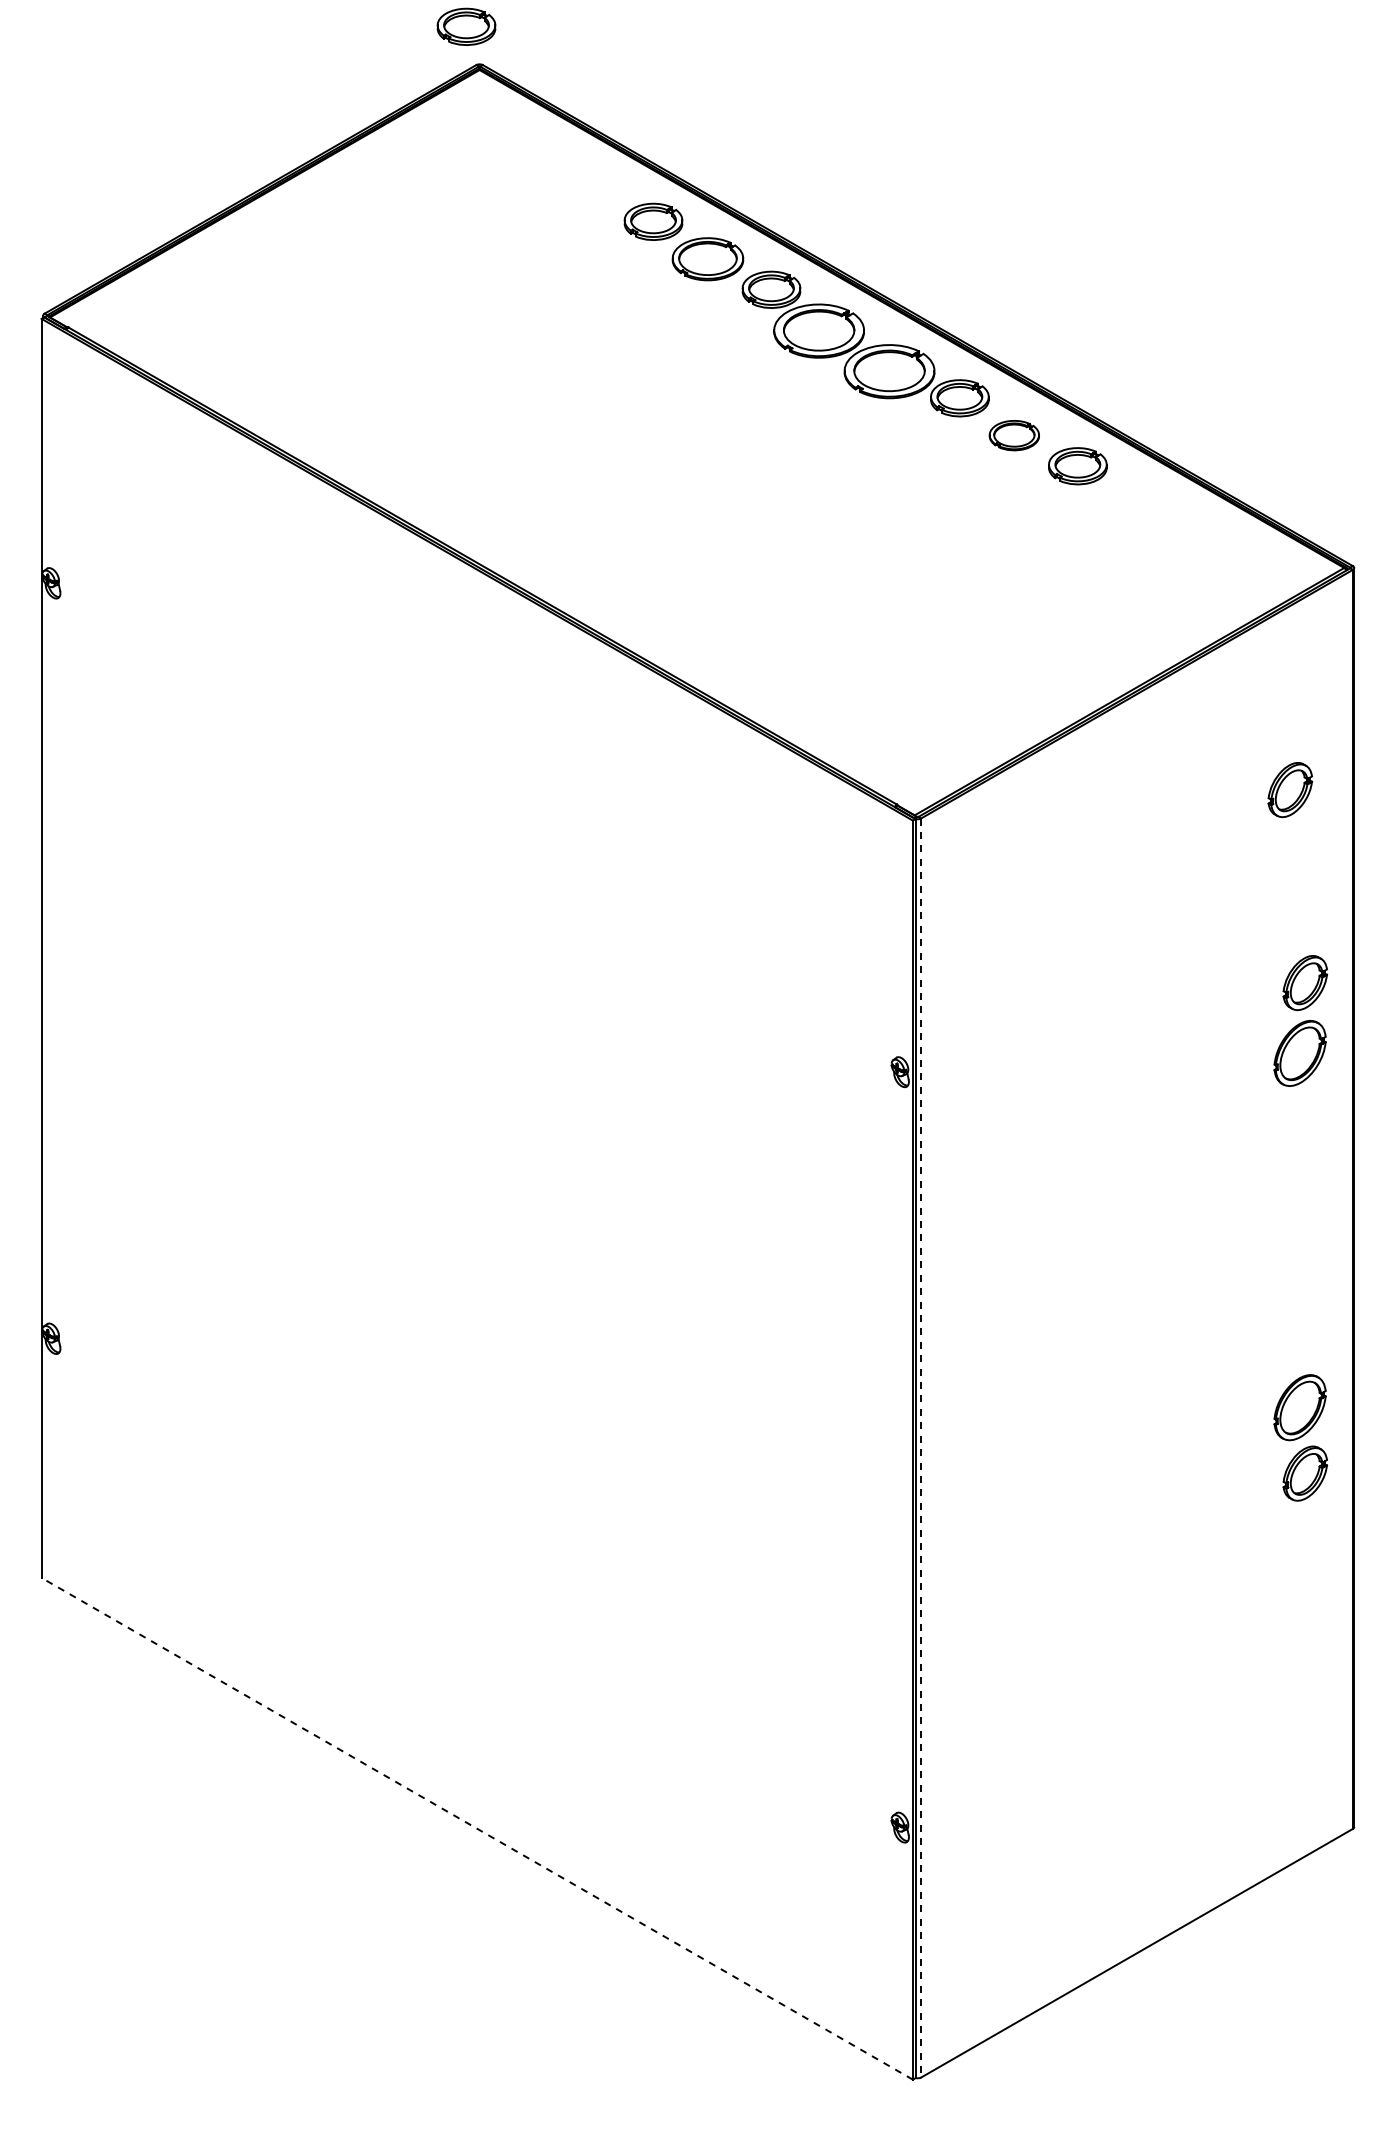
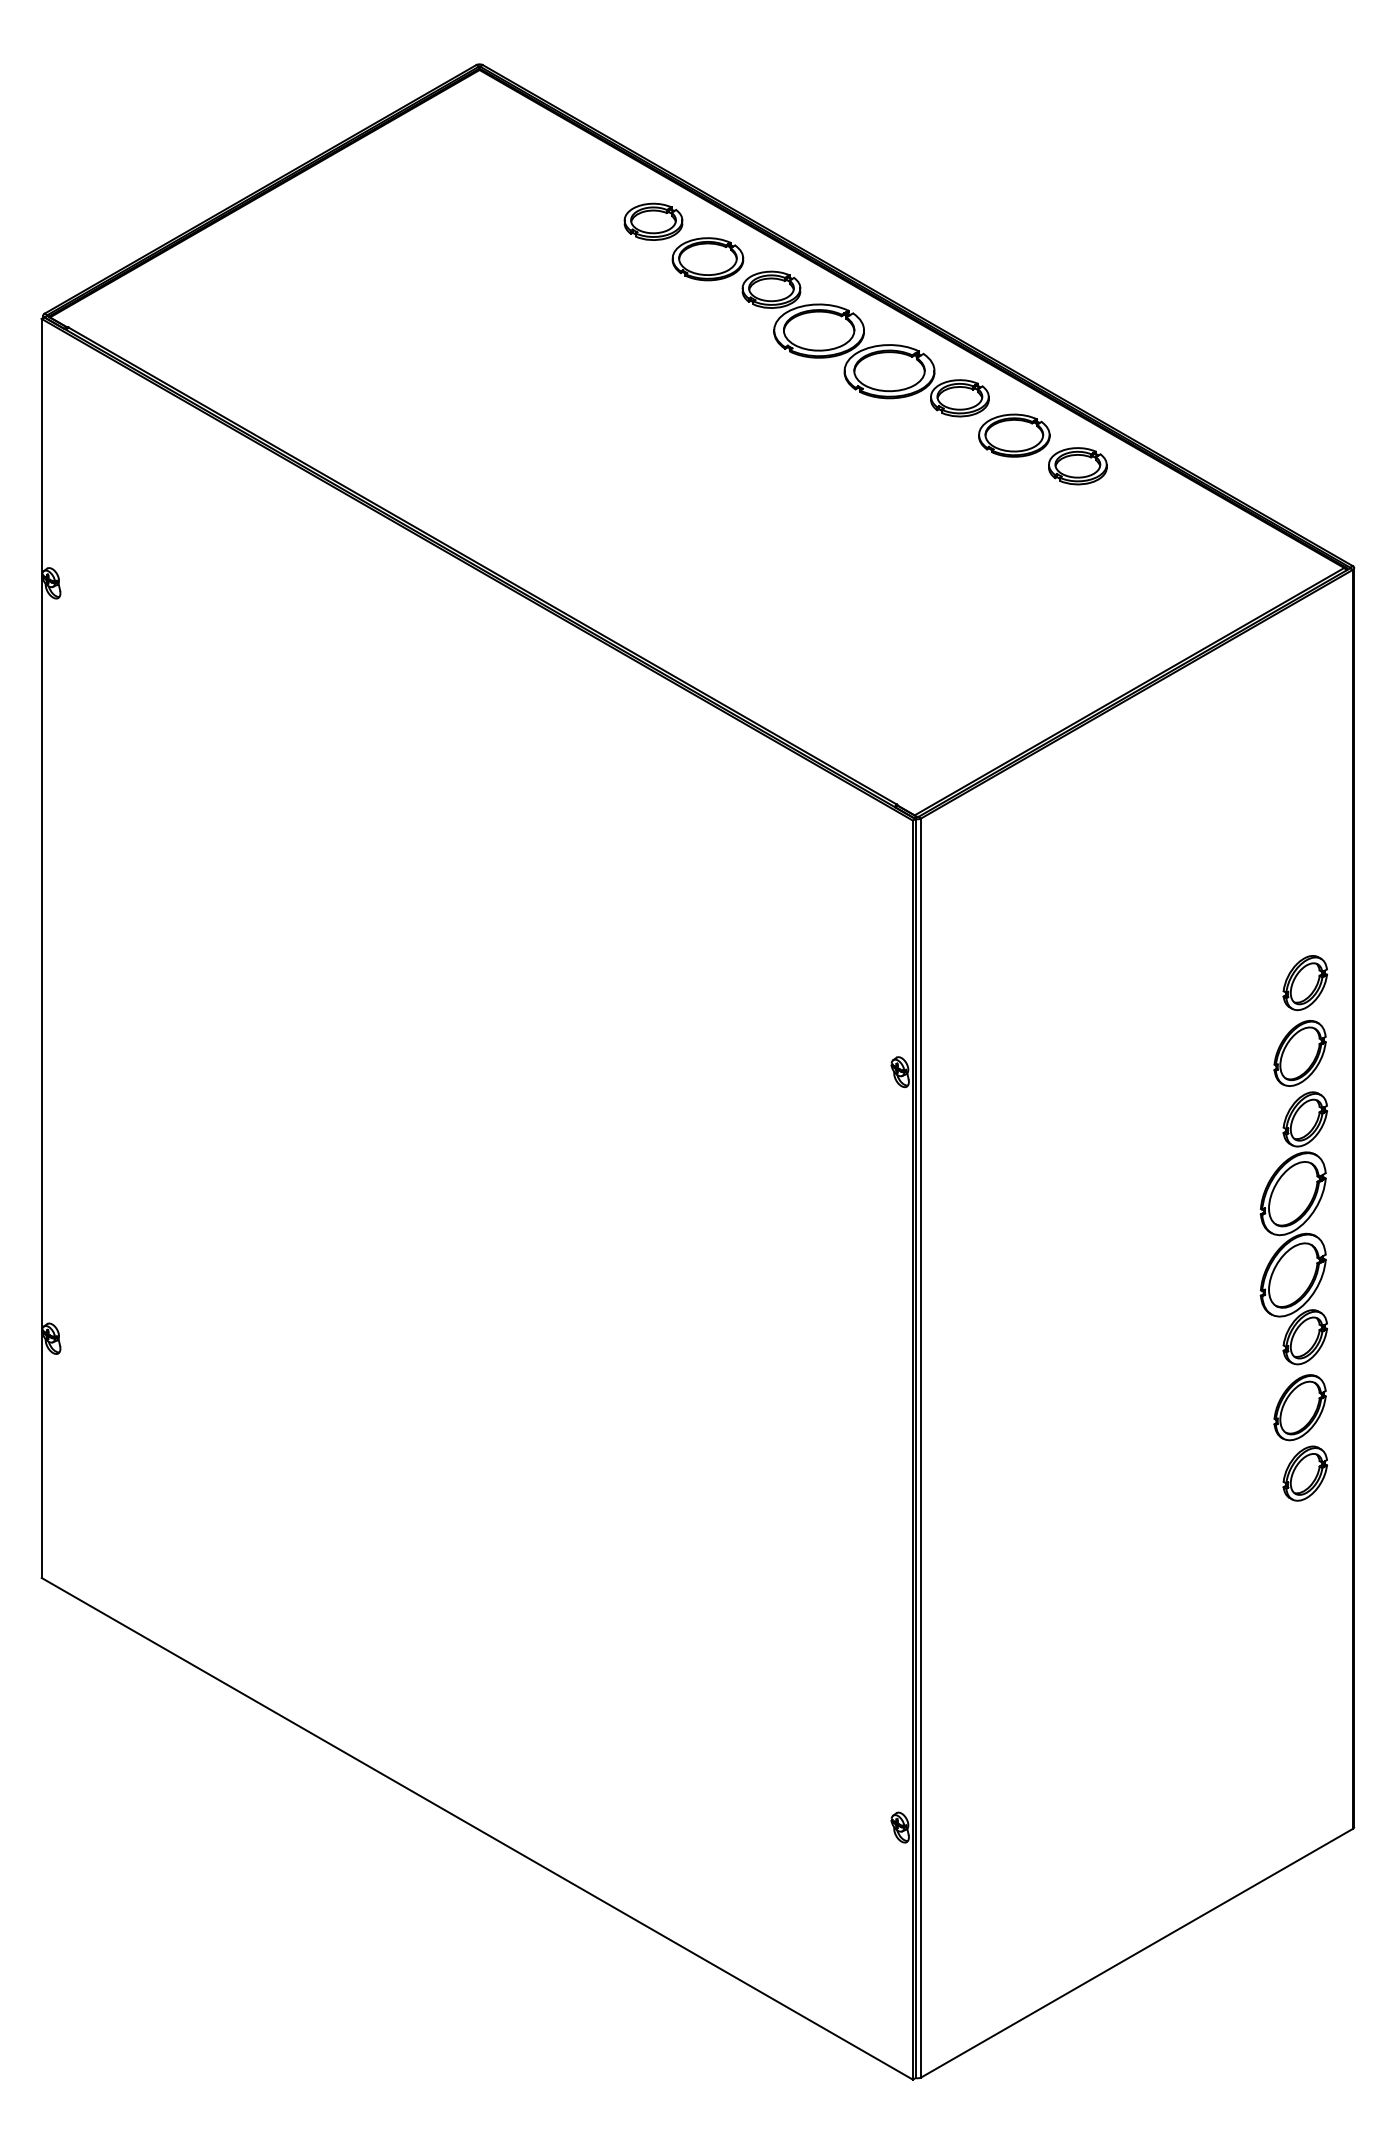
part: present -> none (466, 26)
part size: 52x32 px -> 73x45 px (1014, 435)
part: present -> none (1290, 790)
part: none -> present (1293, 1228)
line: dashed -> solid (921, 1448)
line: dashed -> solid (477, 1828)
